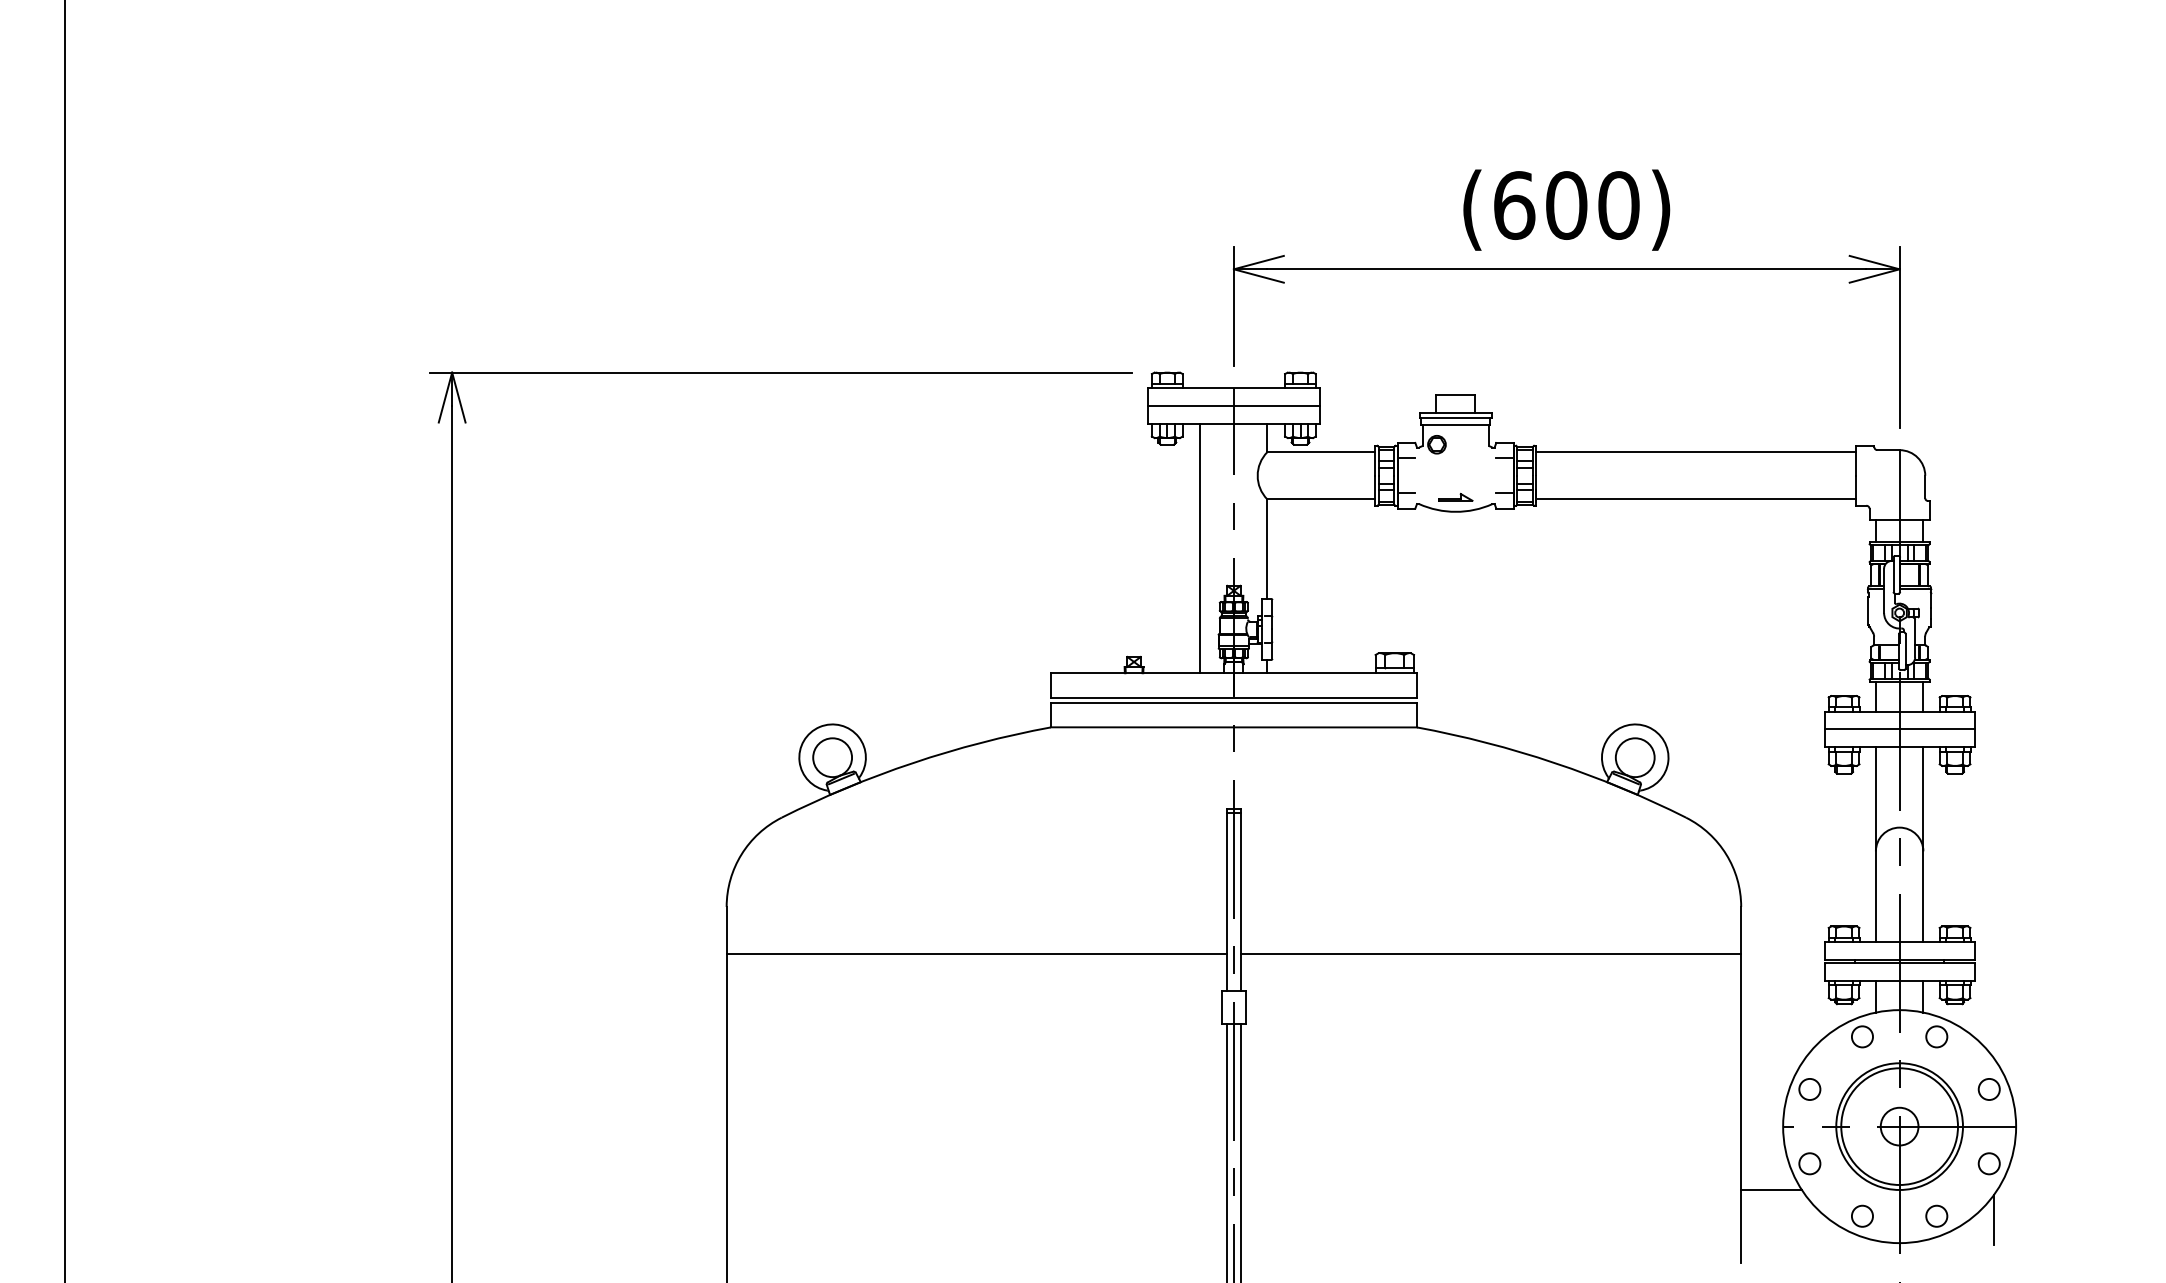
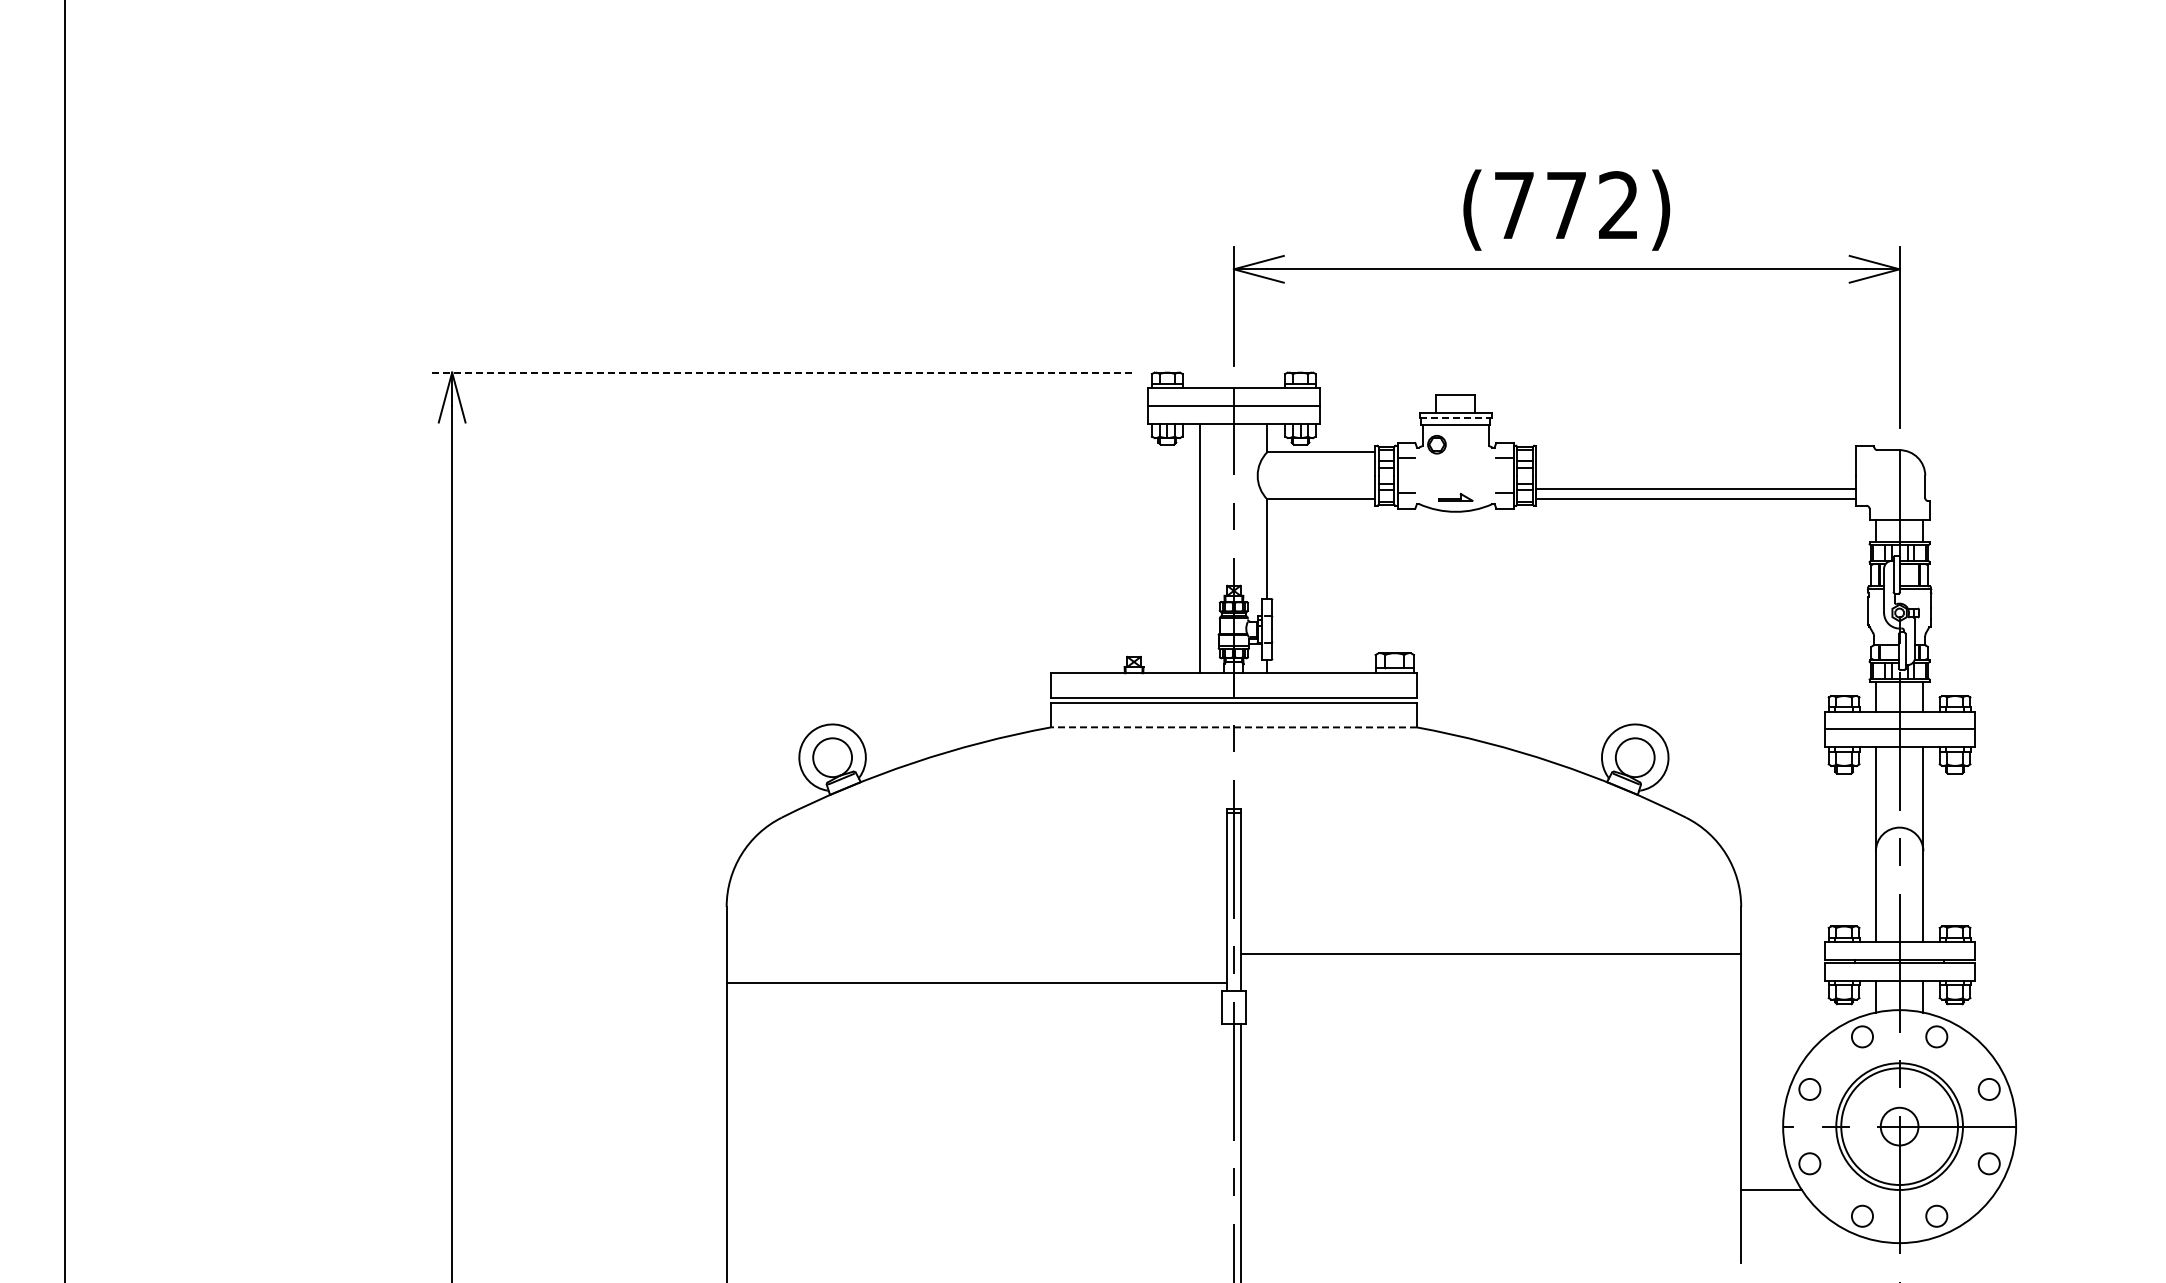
text: (600) -> (772) (1566, 205)
line: solid -> dashed (780, 372)
line: solid -> dashed (1455, 418)
line position: (1695, 452) -> (1695, 489) (1695, 489)
line: solid -> dashed (1233, 727)
line position: (976, 953) -> (976, 982) (976, 982)
line: present -> none (1227, 1151)
line: present -> none (1993, 1219)
